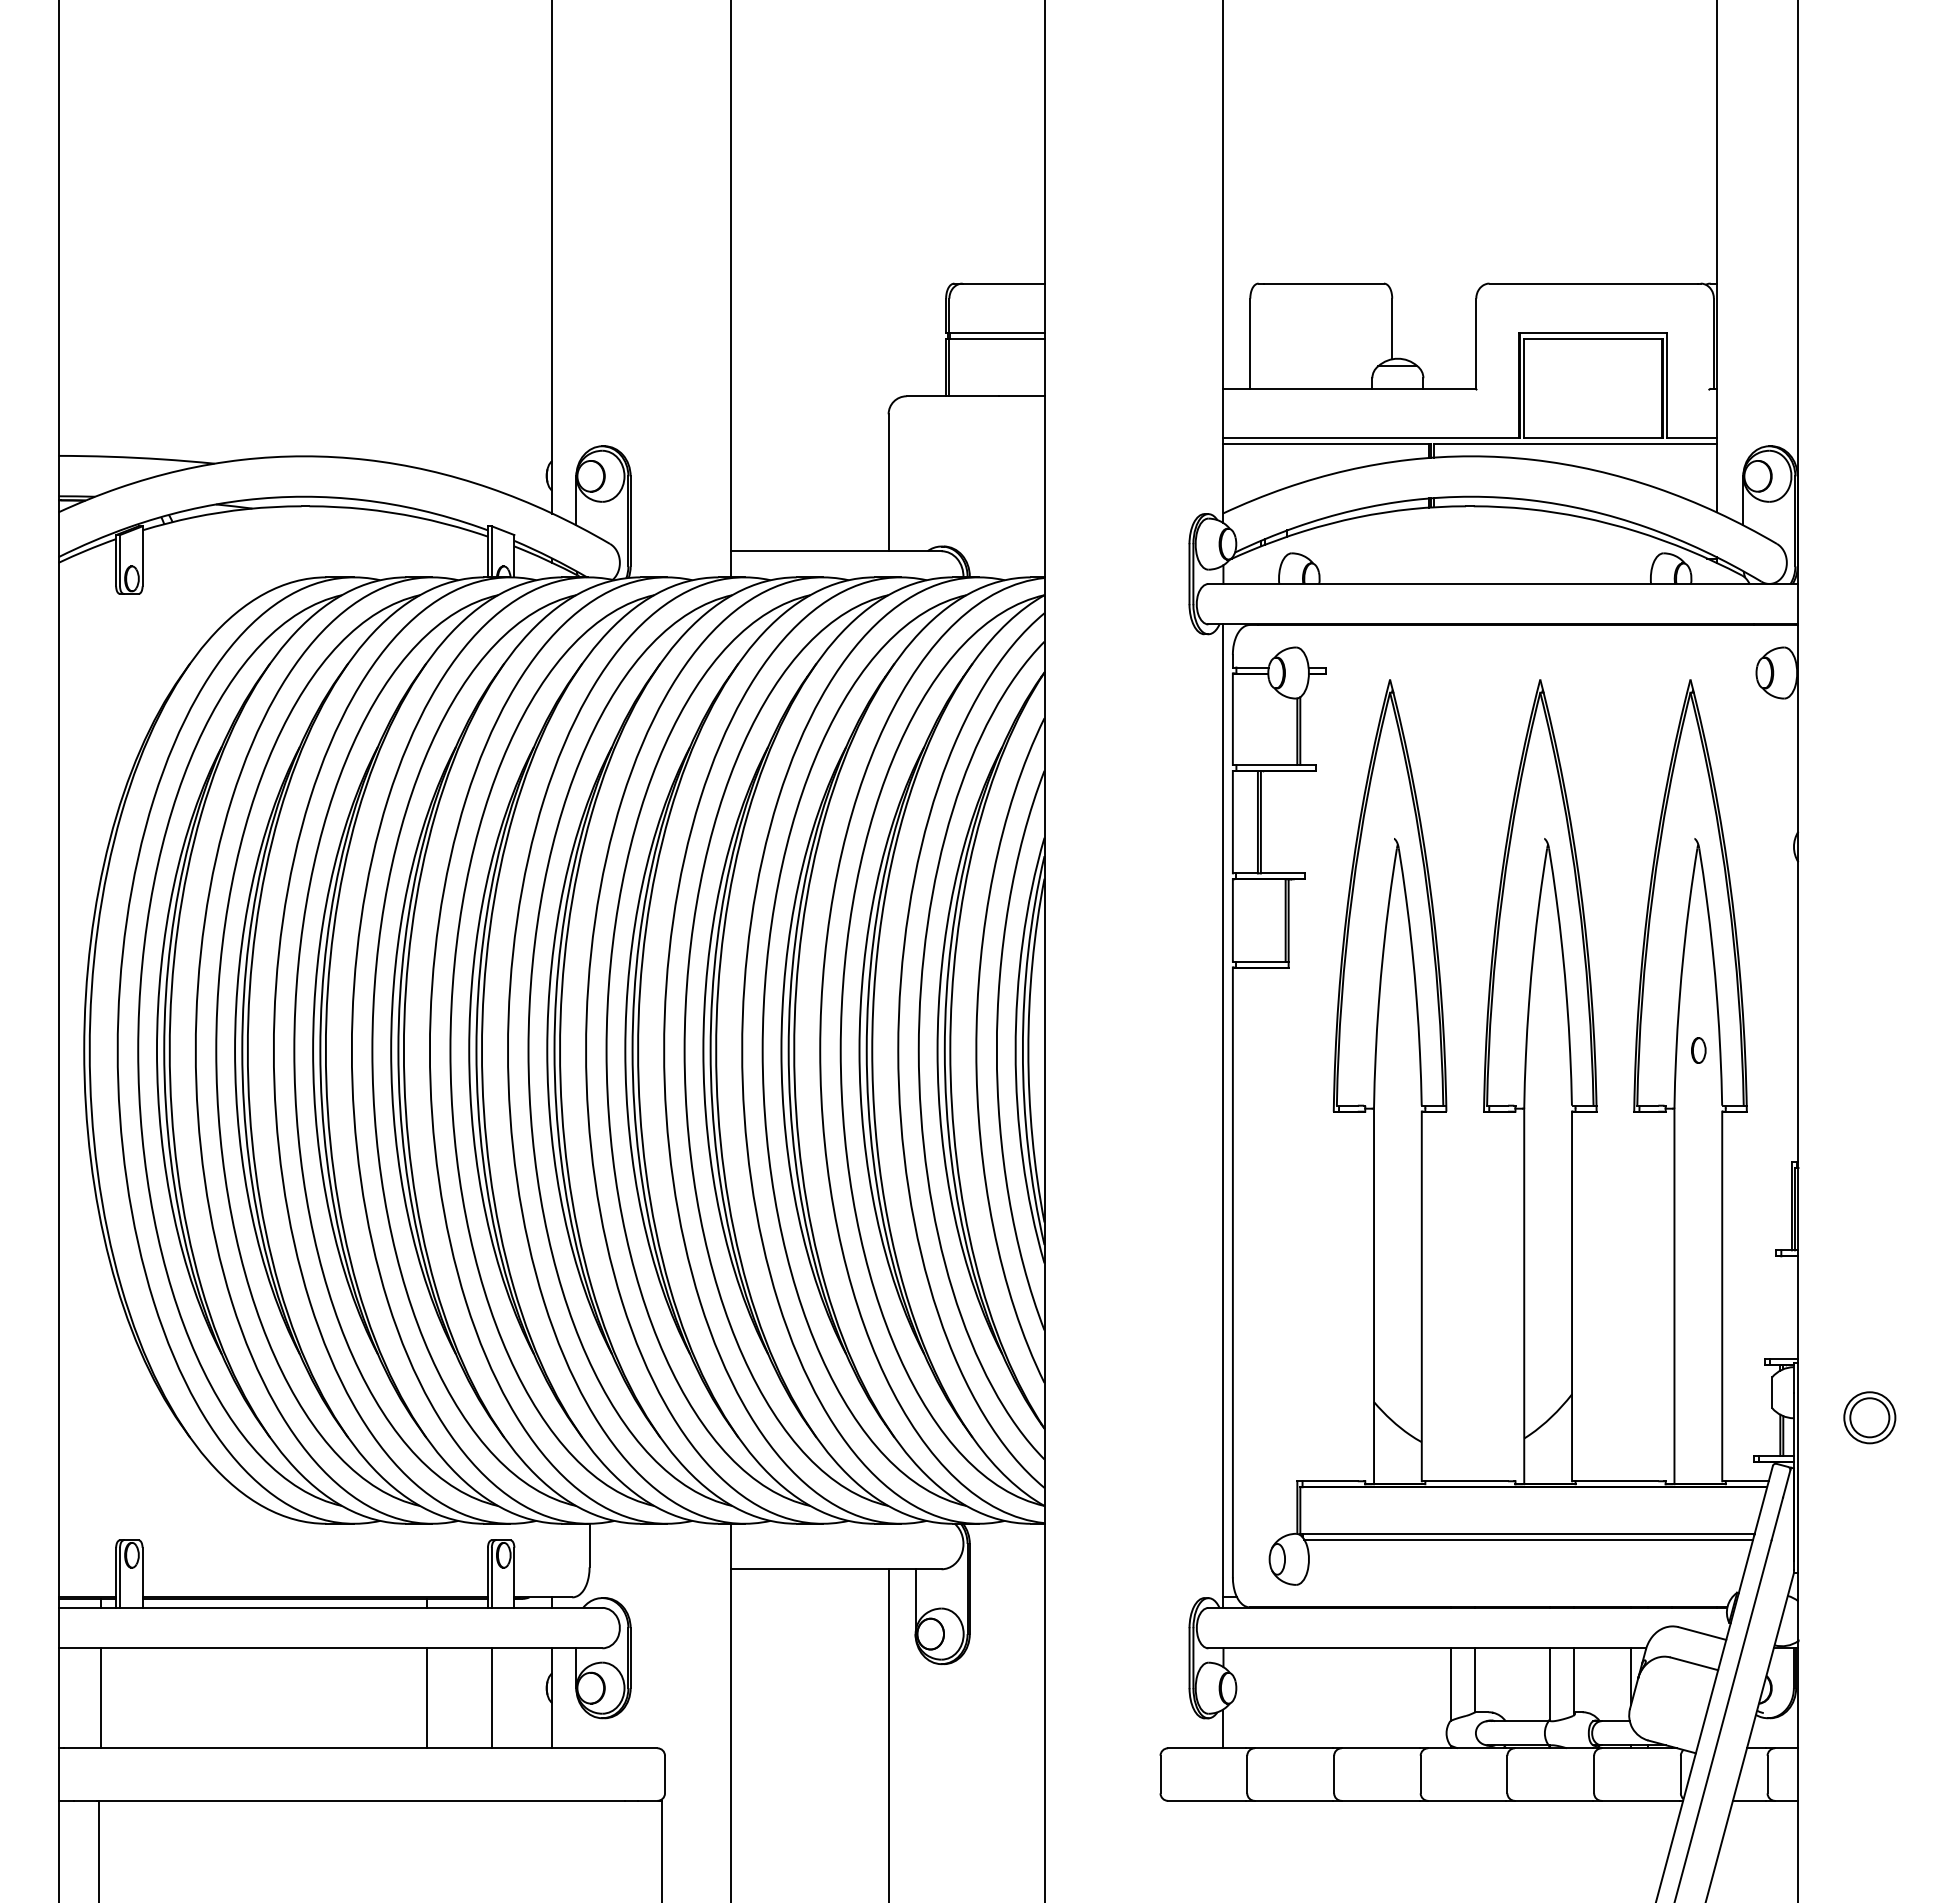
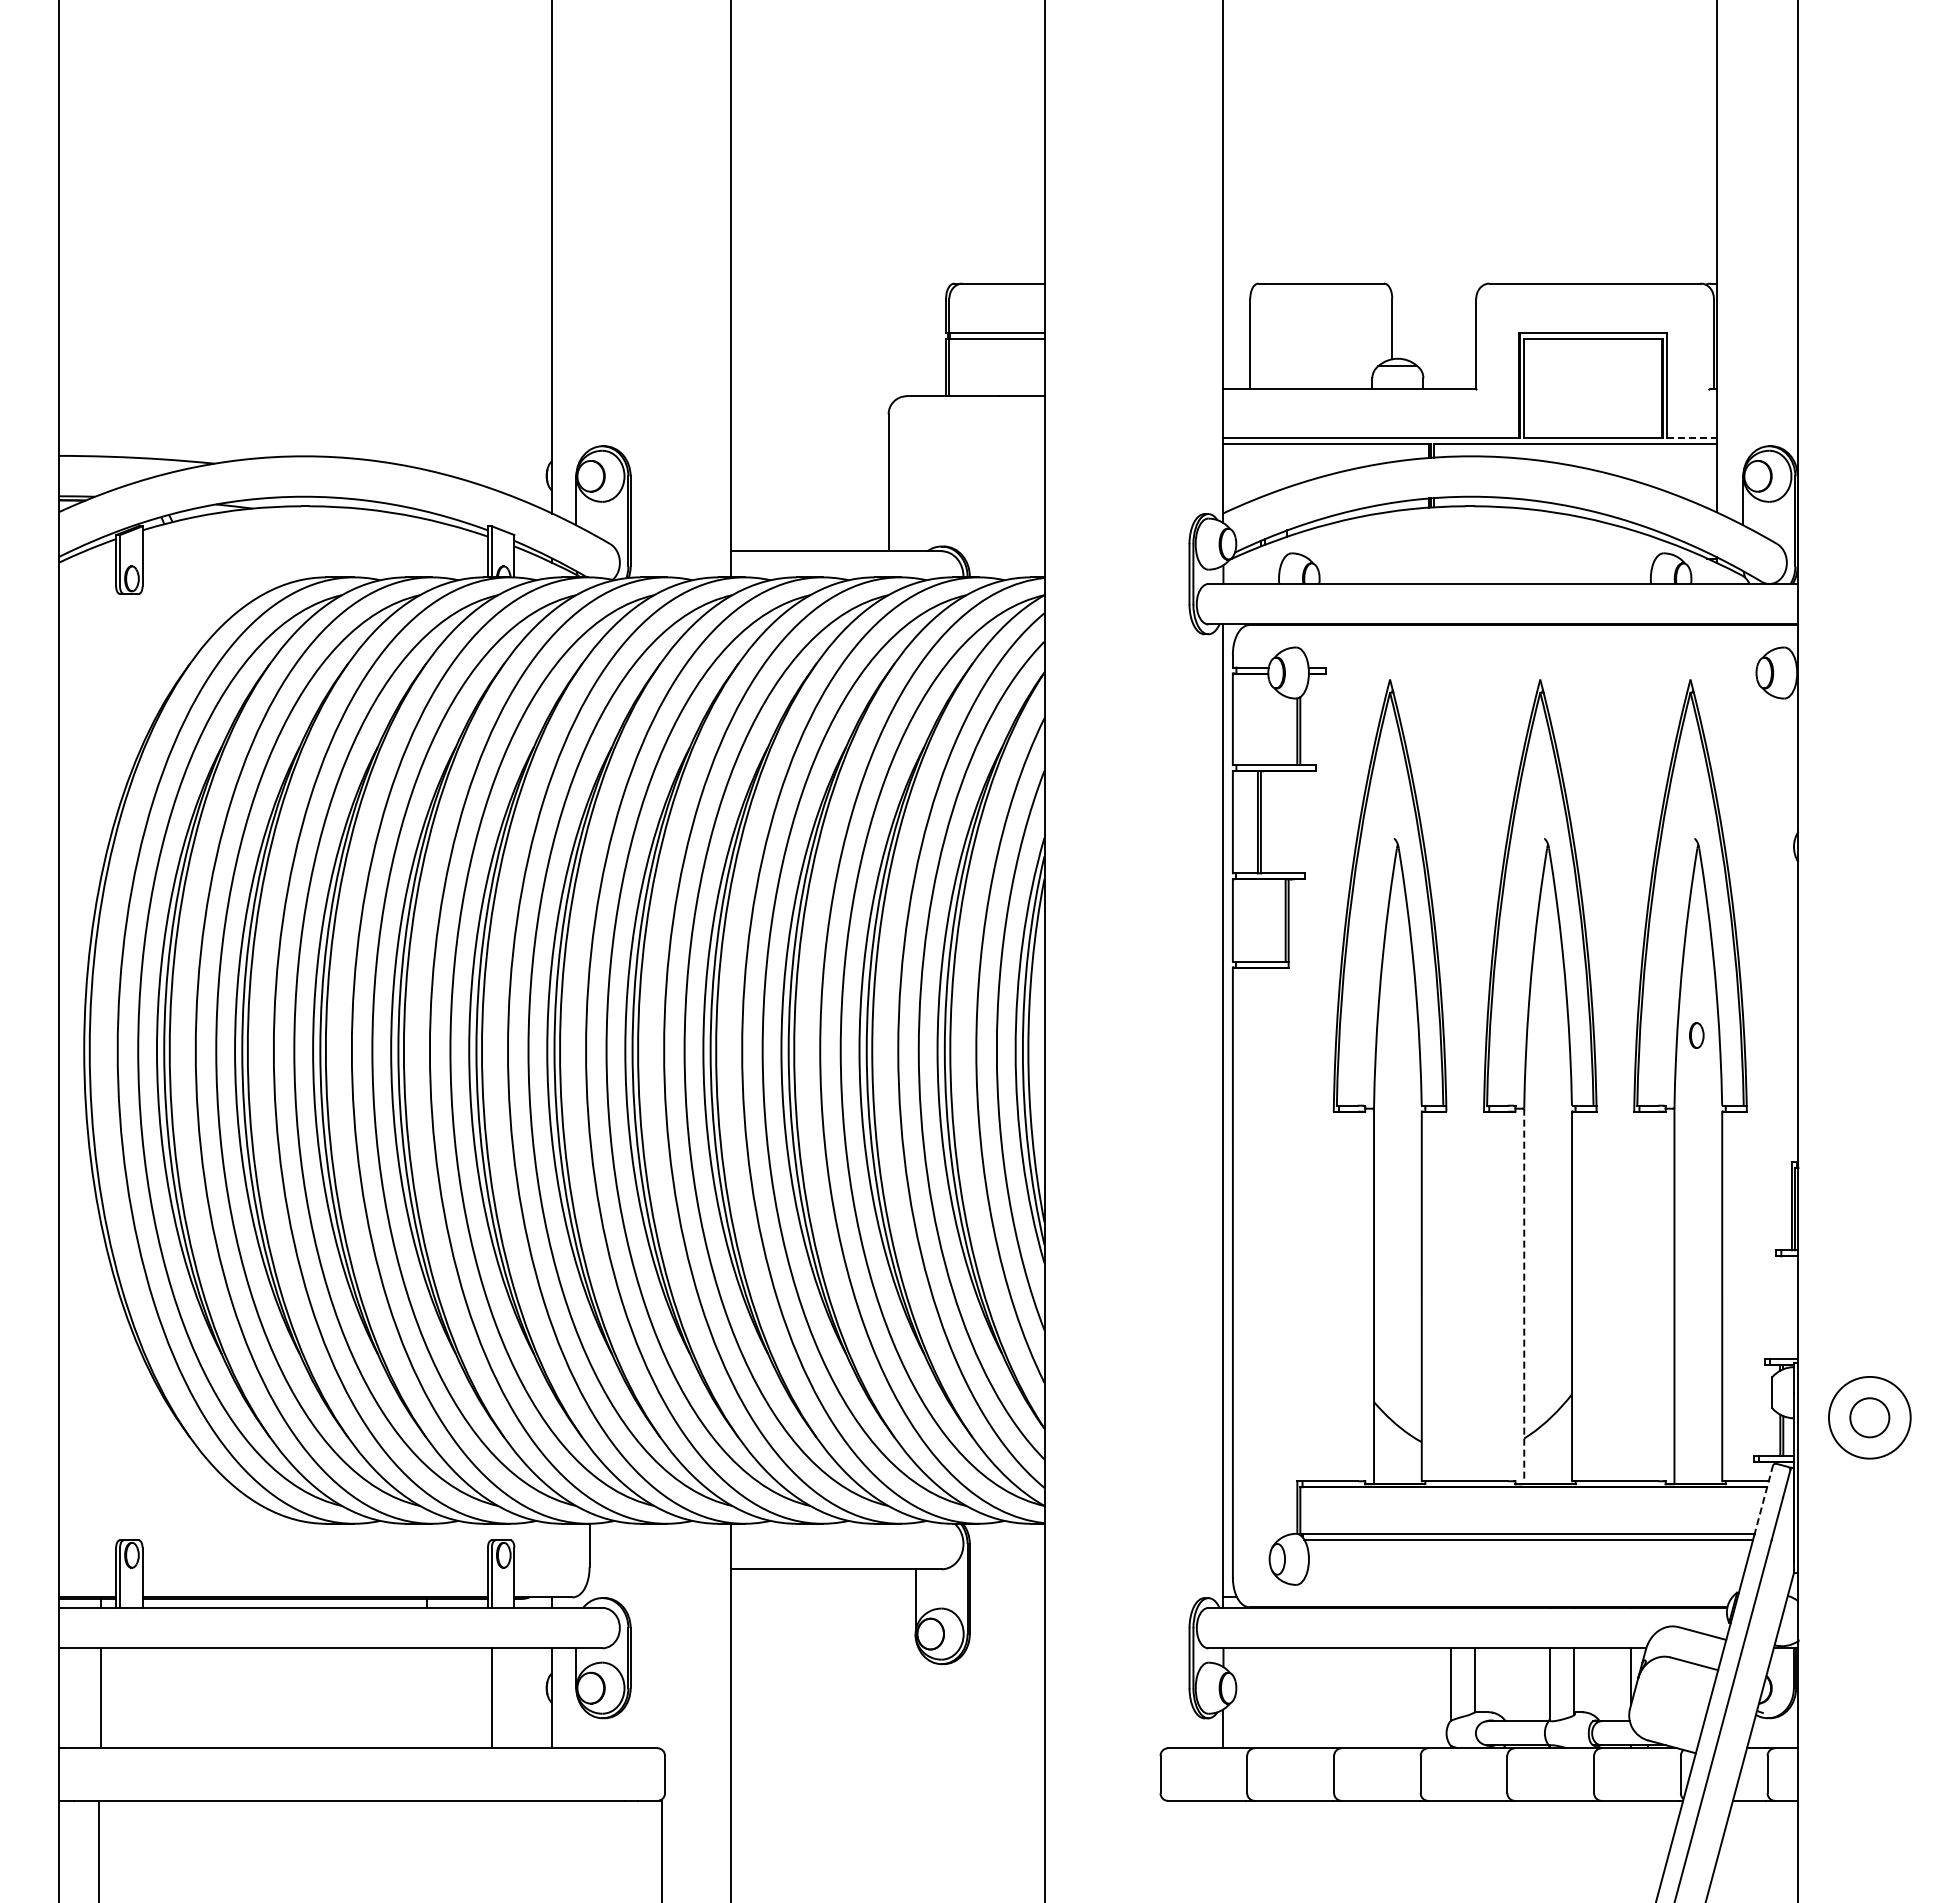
line: solid -> dashed (1691, 438)
part position: (1698, 1050) -> (1696, 1035) (1696, 1035)
line: solid -> dashed (1524, 1296)
circle diameter: 51 px -> 82 px (1869, 1417)
line: solid -> dashed (1763, 1500)
line: present -> none (426, 1698)
line: present -> none (888, 1734)
